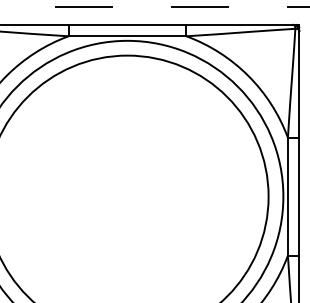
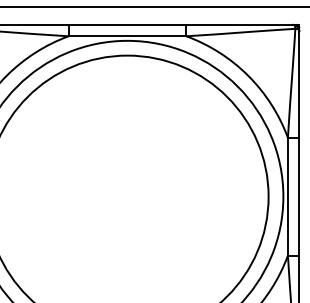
line: dashed -> solid (154, 7)
